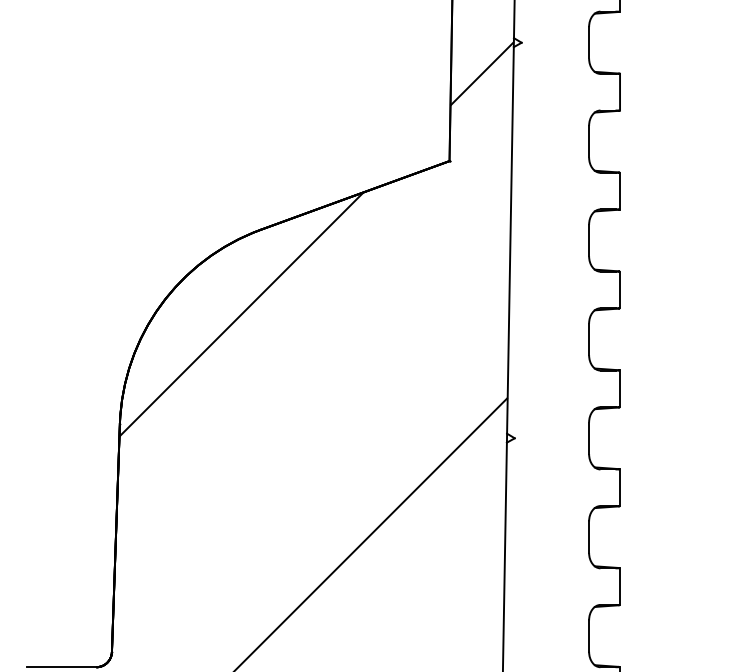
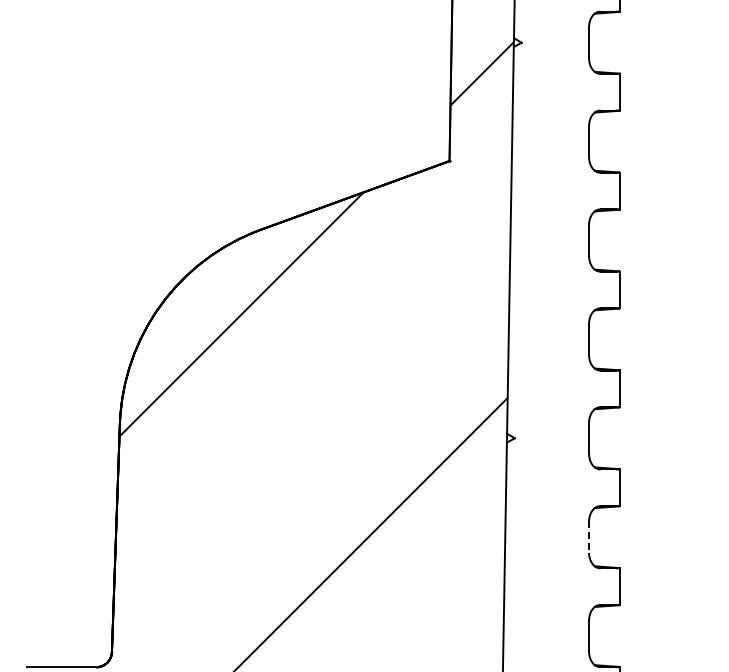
line: solid -> dashed (589, 537)
